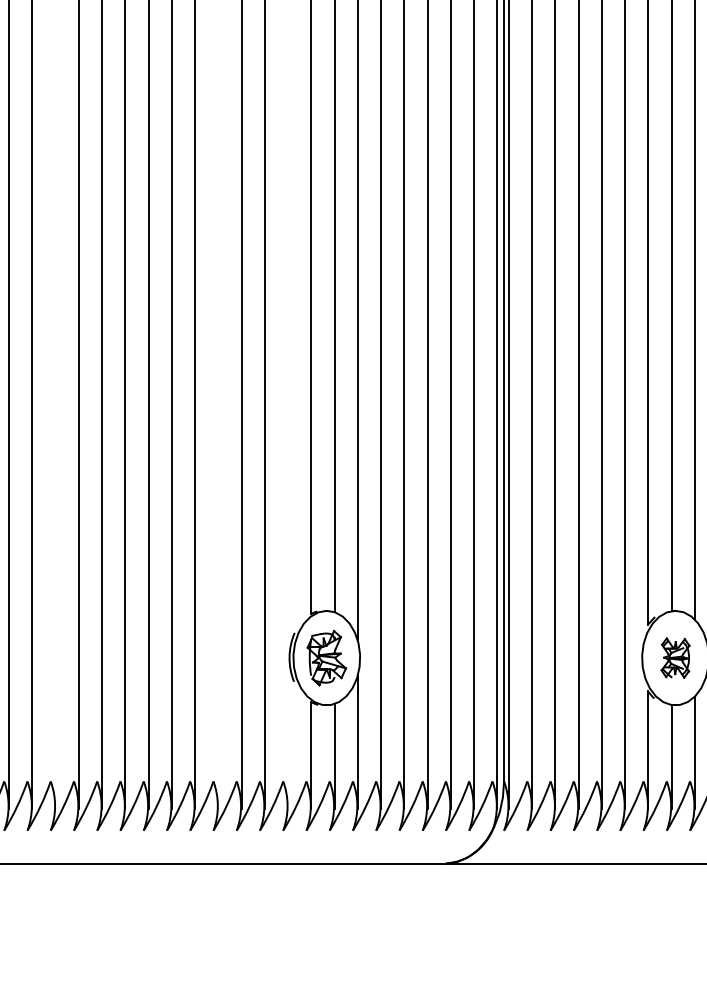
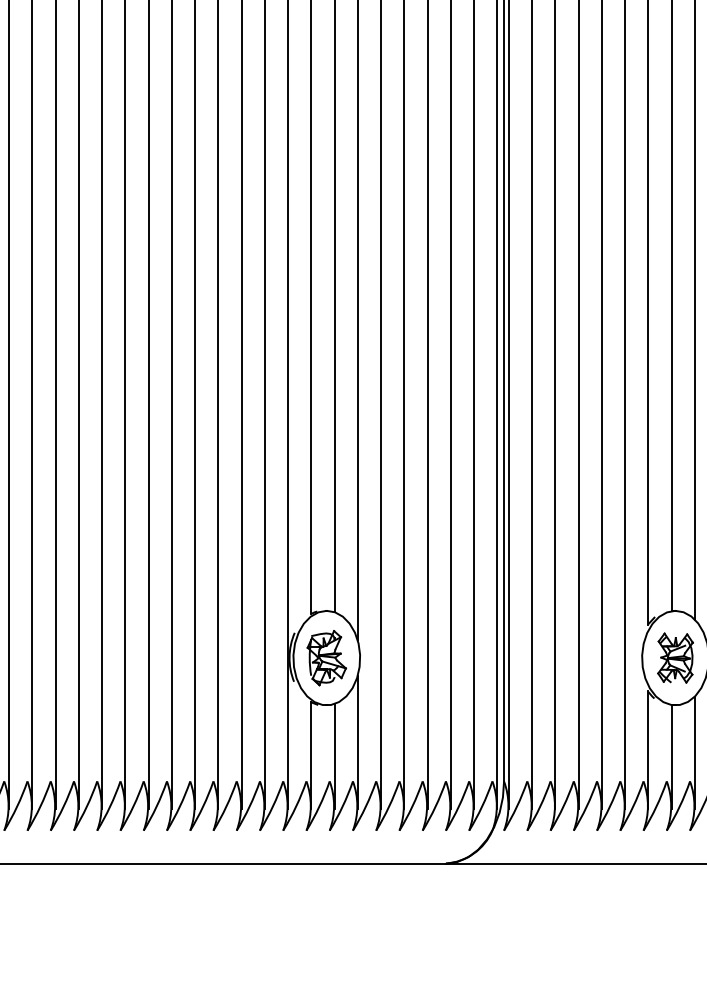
line: none -> present (55, 405)
line: none -> present (218, 405)
line: none -> present (288, 405)
part size: 31x42 px -> 37x52 px (675, 657)
